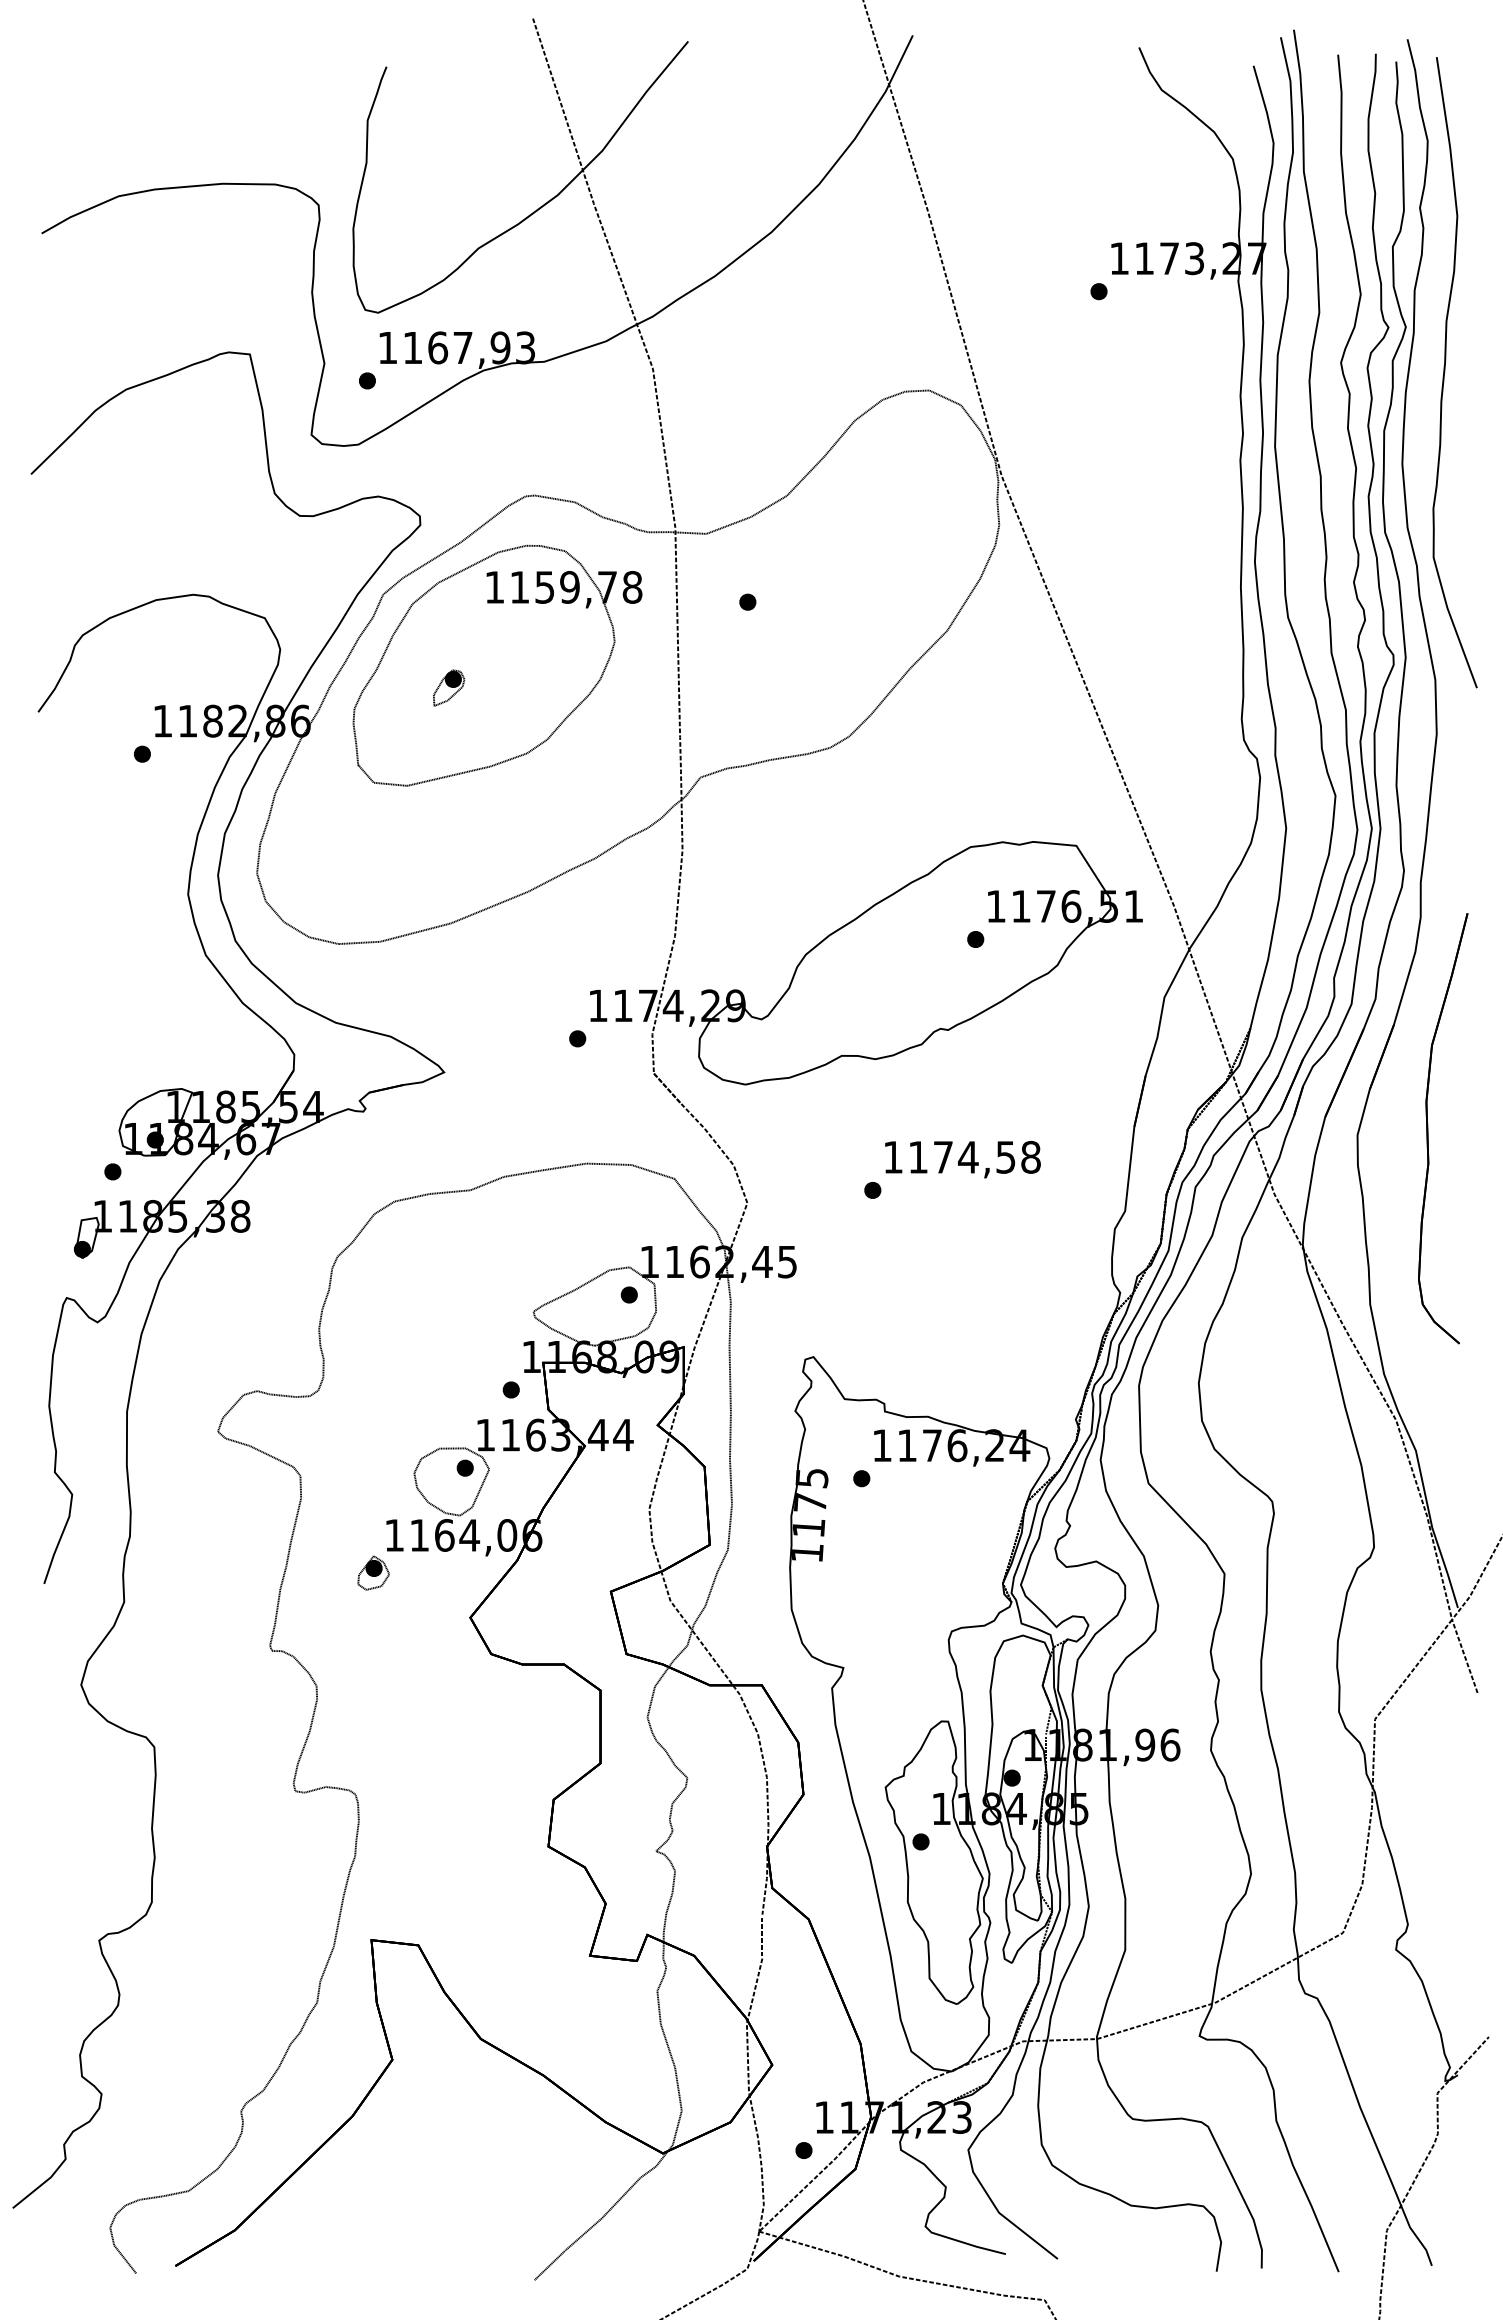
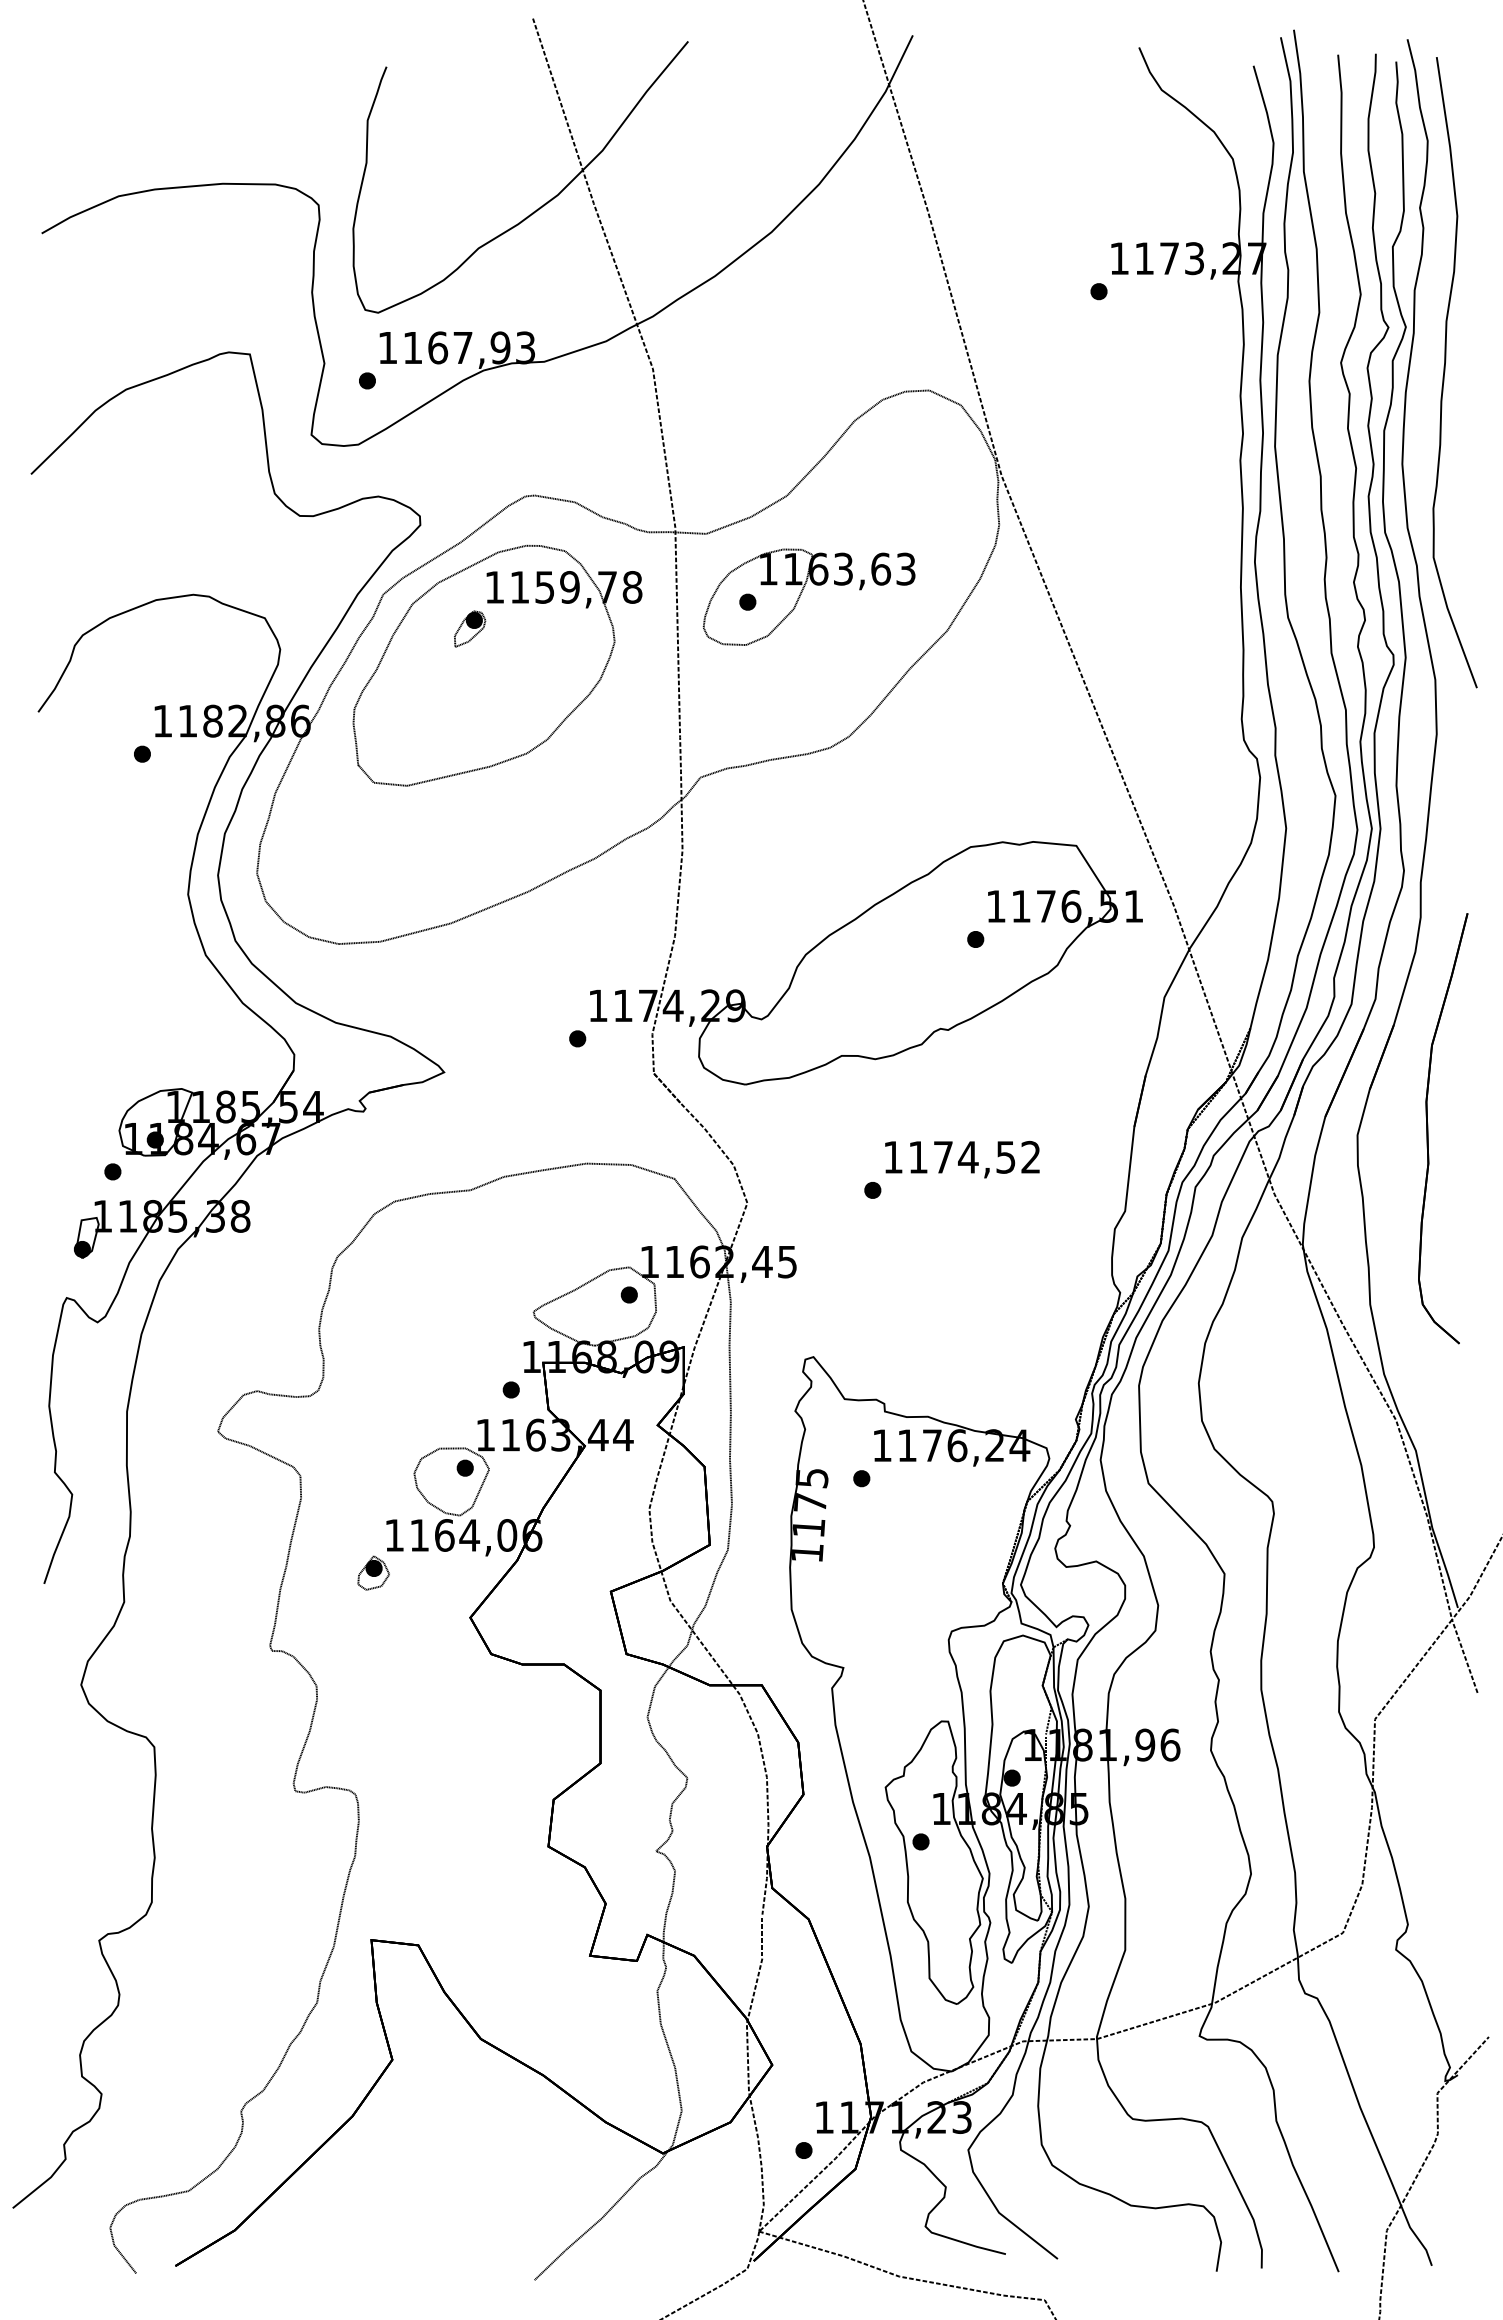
part: none -> present (802, 592)
part position: (449, 687) -> (470, 628) (470, 628)
text: 1174,58 -> 1174,52 (1030, 1156)
